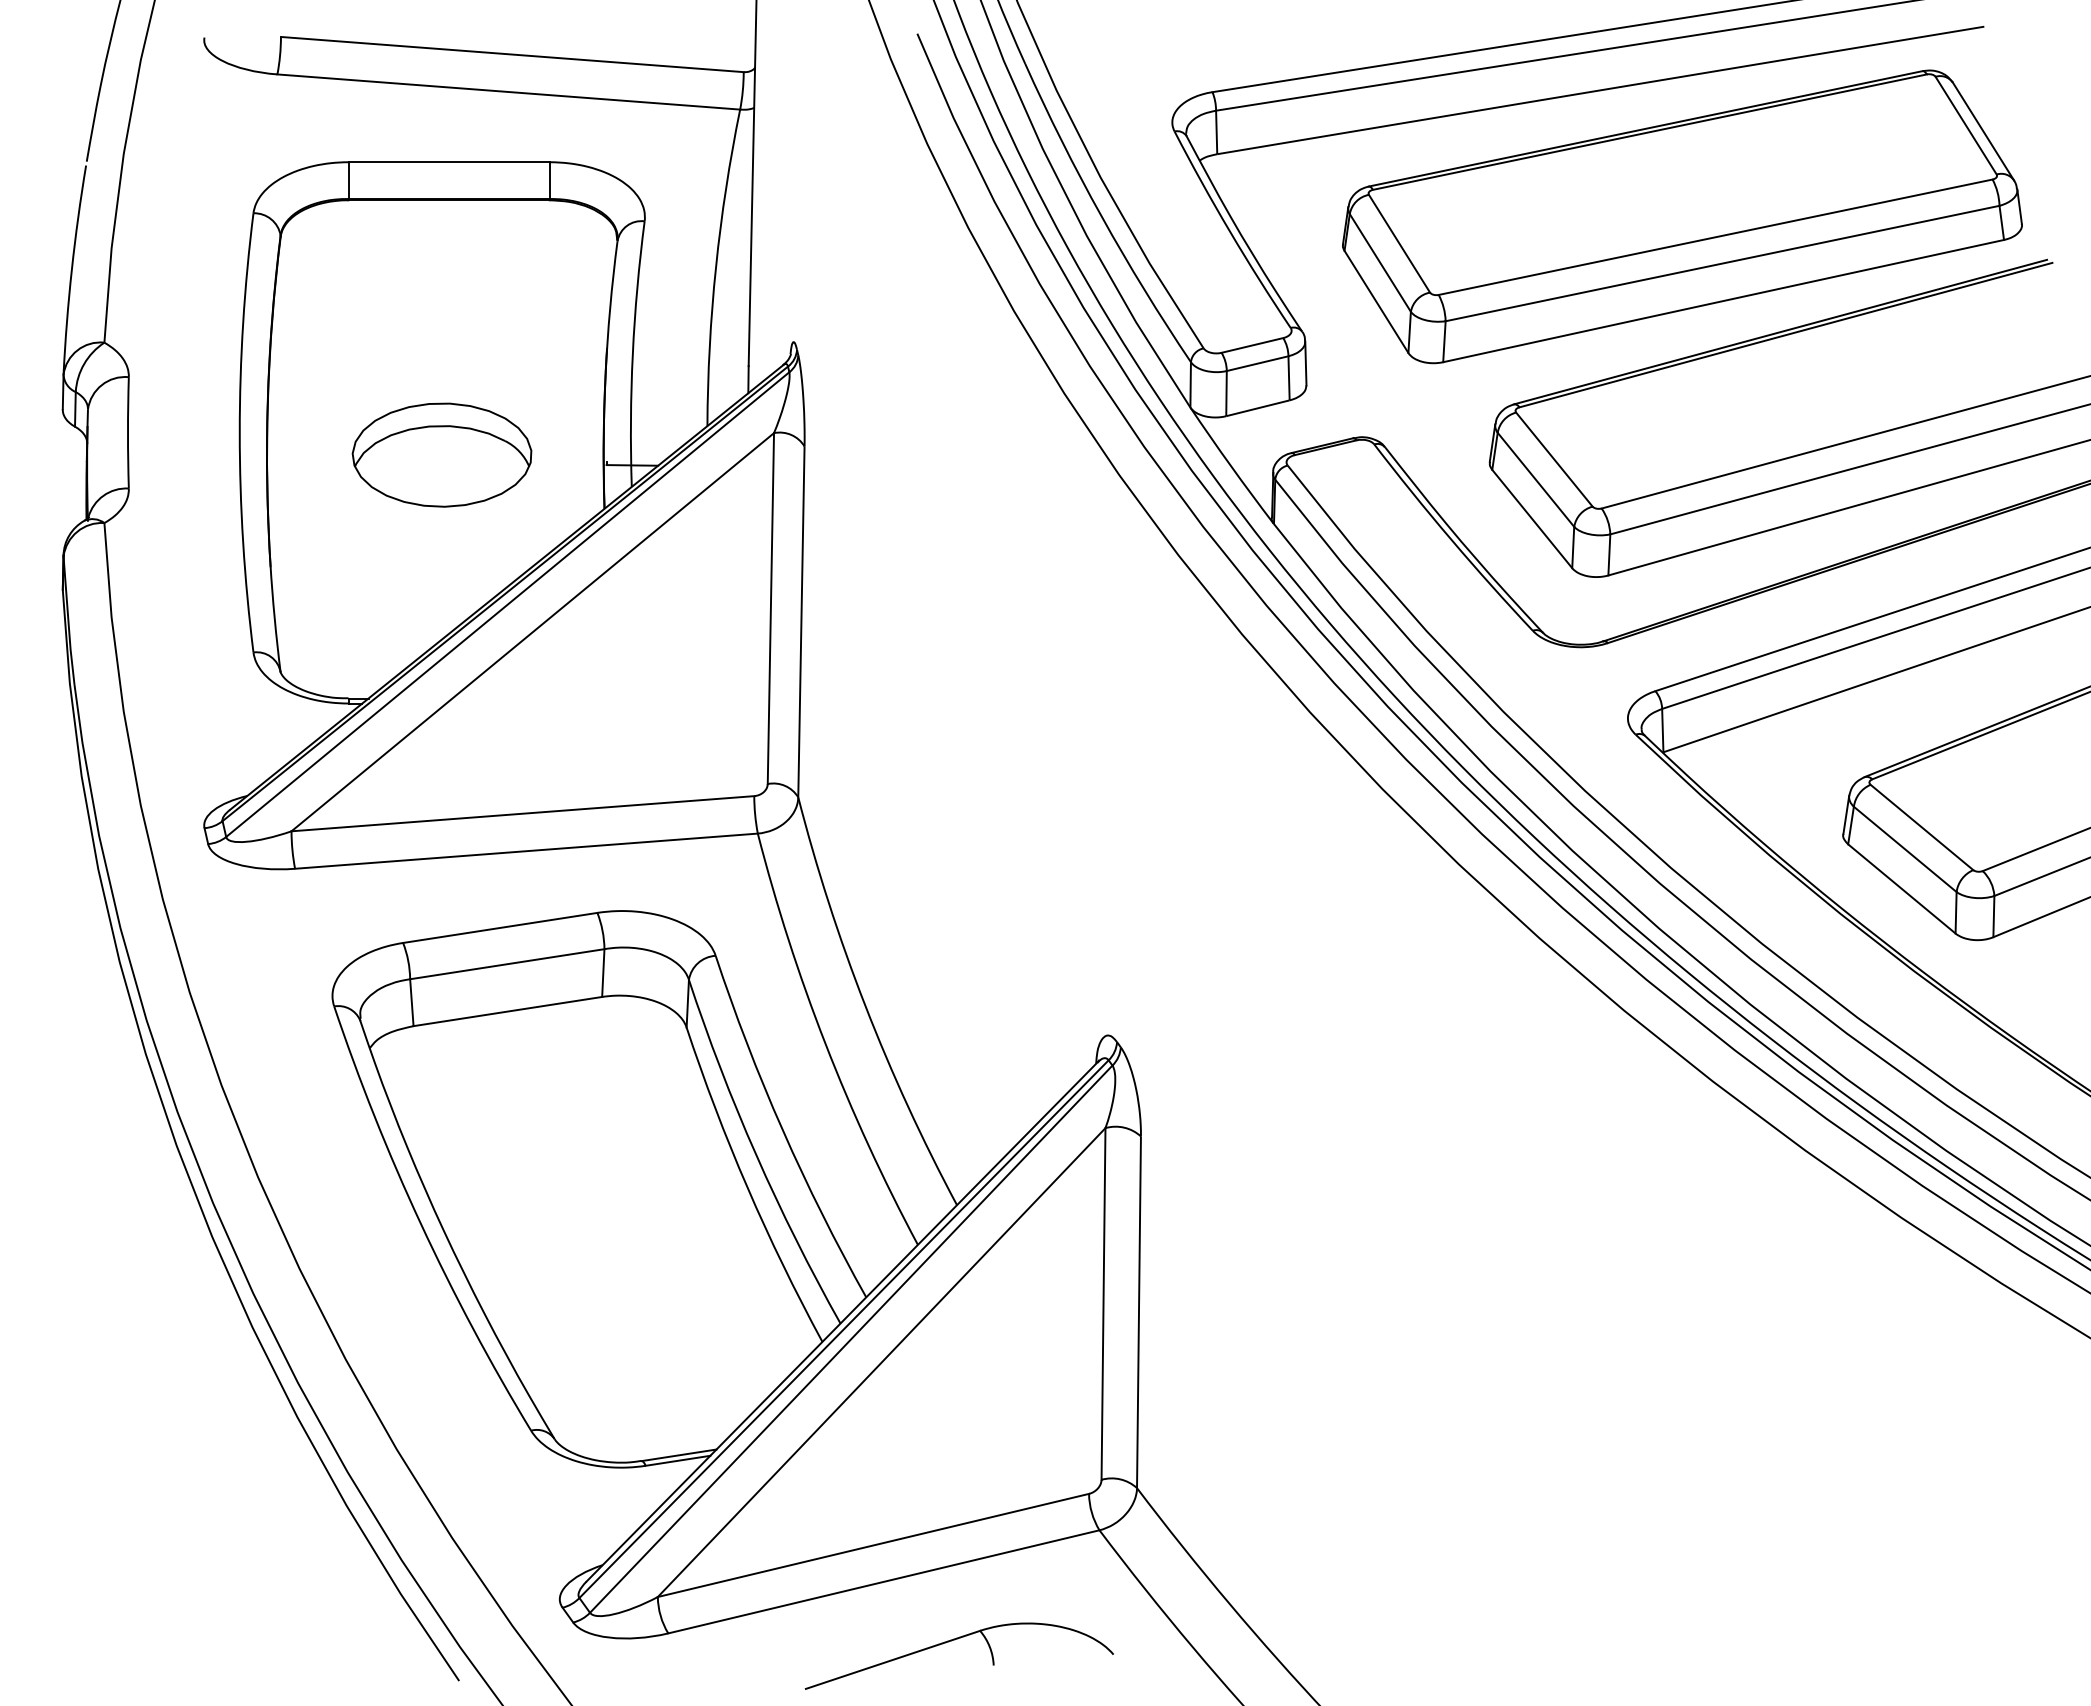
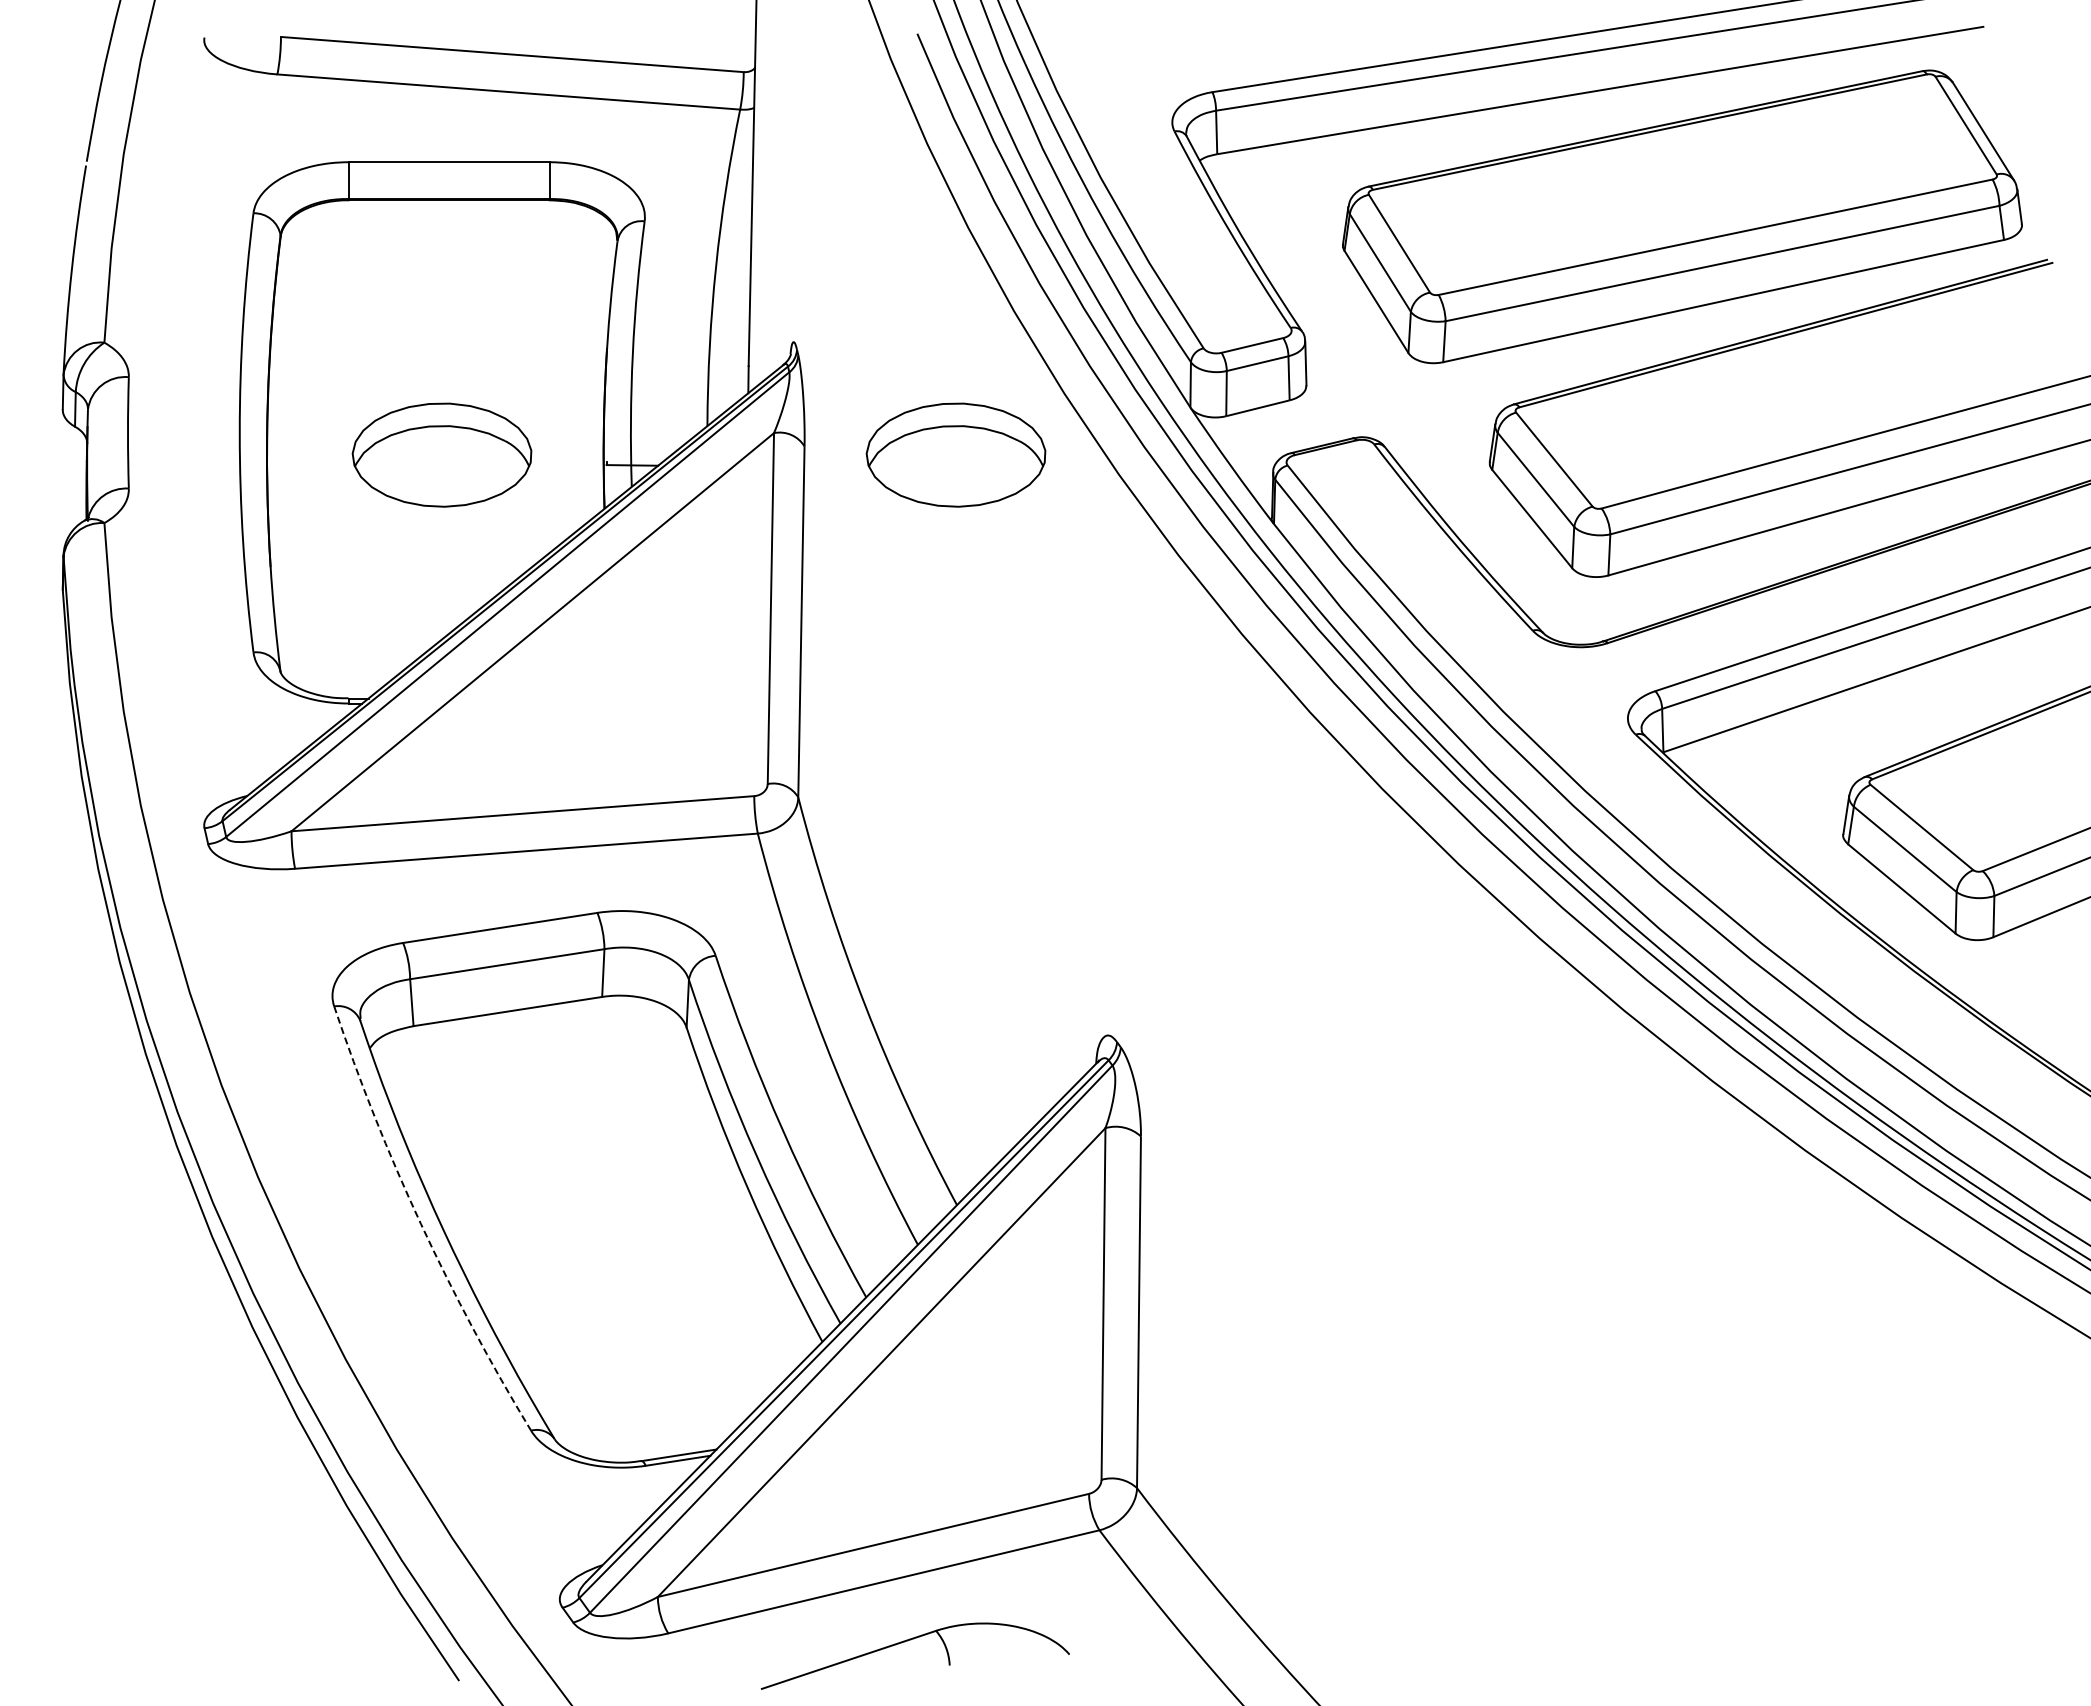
part: none -> present (955, 454)
arc: solid -> dashed (420, 1224)
part position: (954, 1640) -> (910, 1640) (910, 1640)
